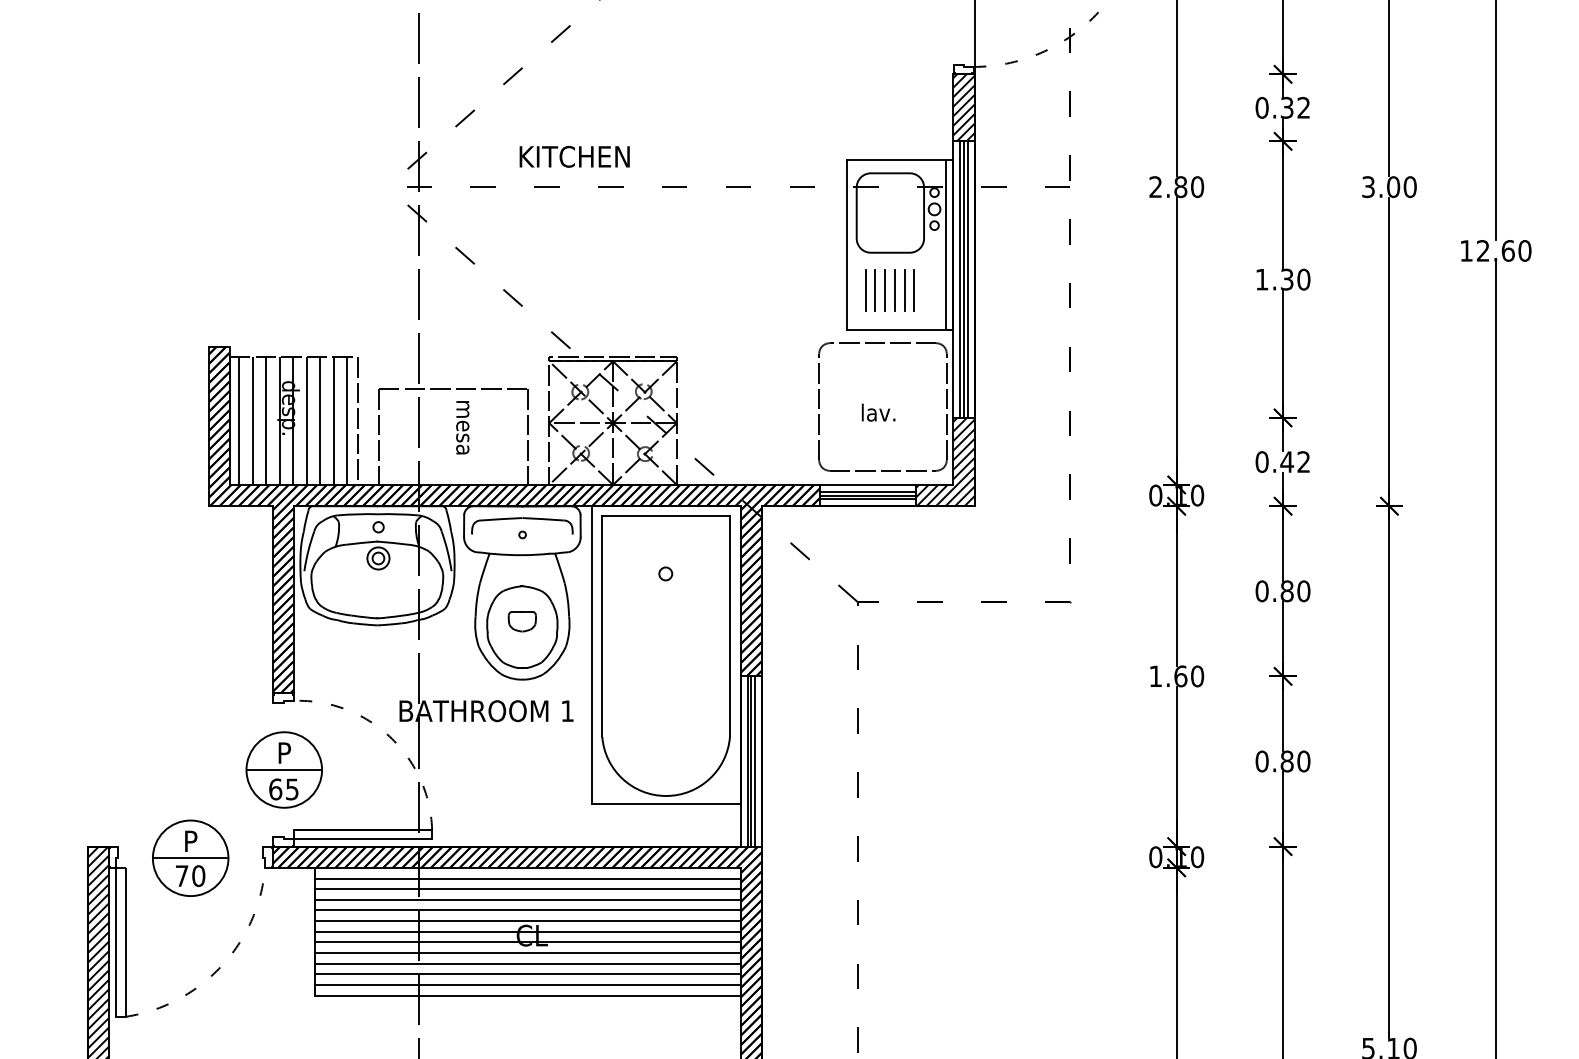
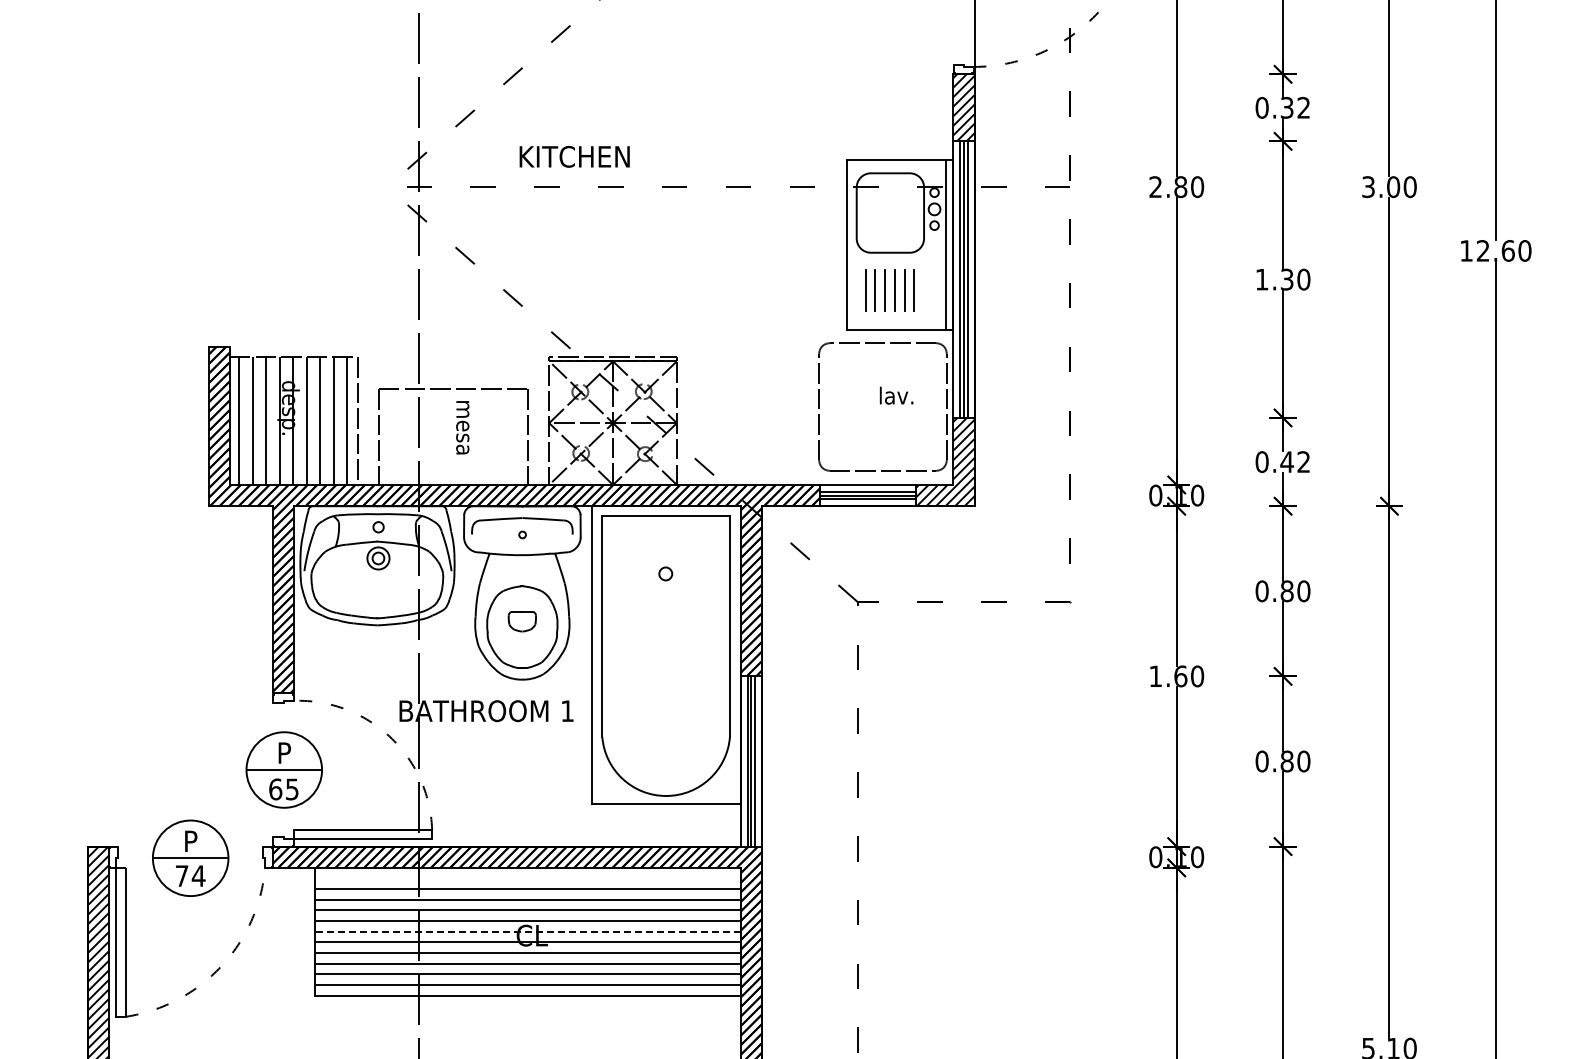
text position: (878, 412) -> (896, 395) (896, 395)
text: 70 -> 74 (198, 876)
line: present -> none (527, 878)
line: solid -> dashed (527, 931)
